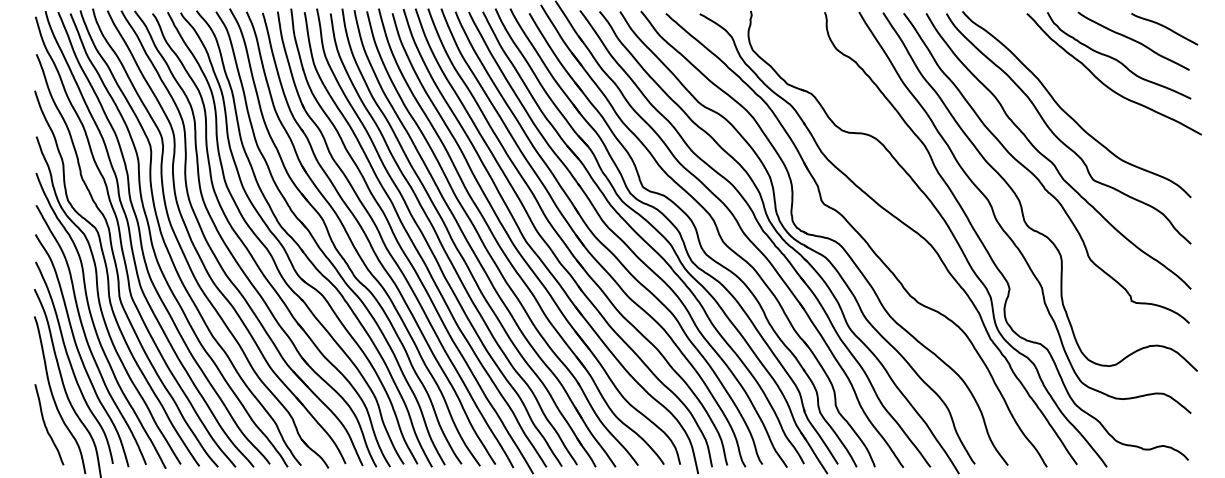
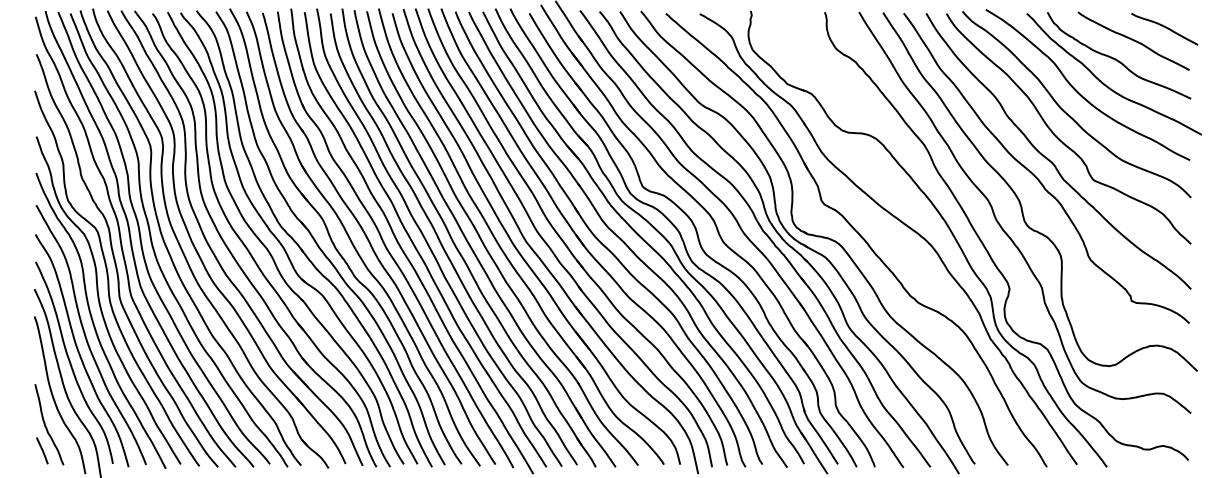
curve: none -> present (1079, 92)
line: none -> present (42, 450)
